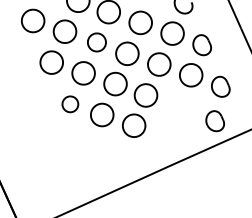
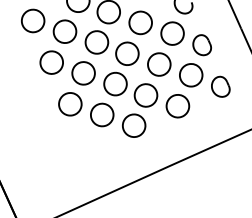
part size: 20x21 px -> 26x25 px (96, 42)
part size: 19x19 px -> 25x25 px (70, 104)
part: none -> present (177, 106)
part: present -> none (214, 121)
